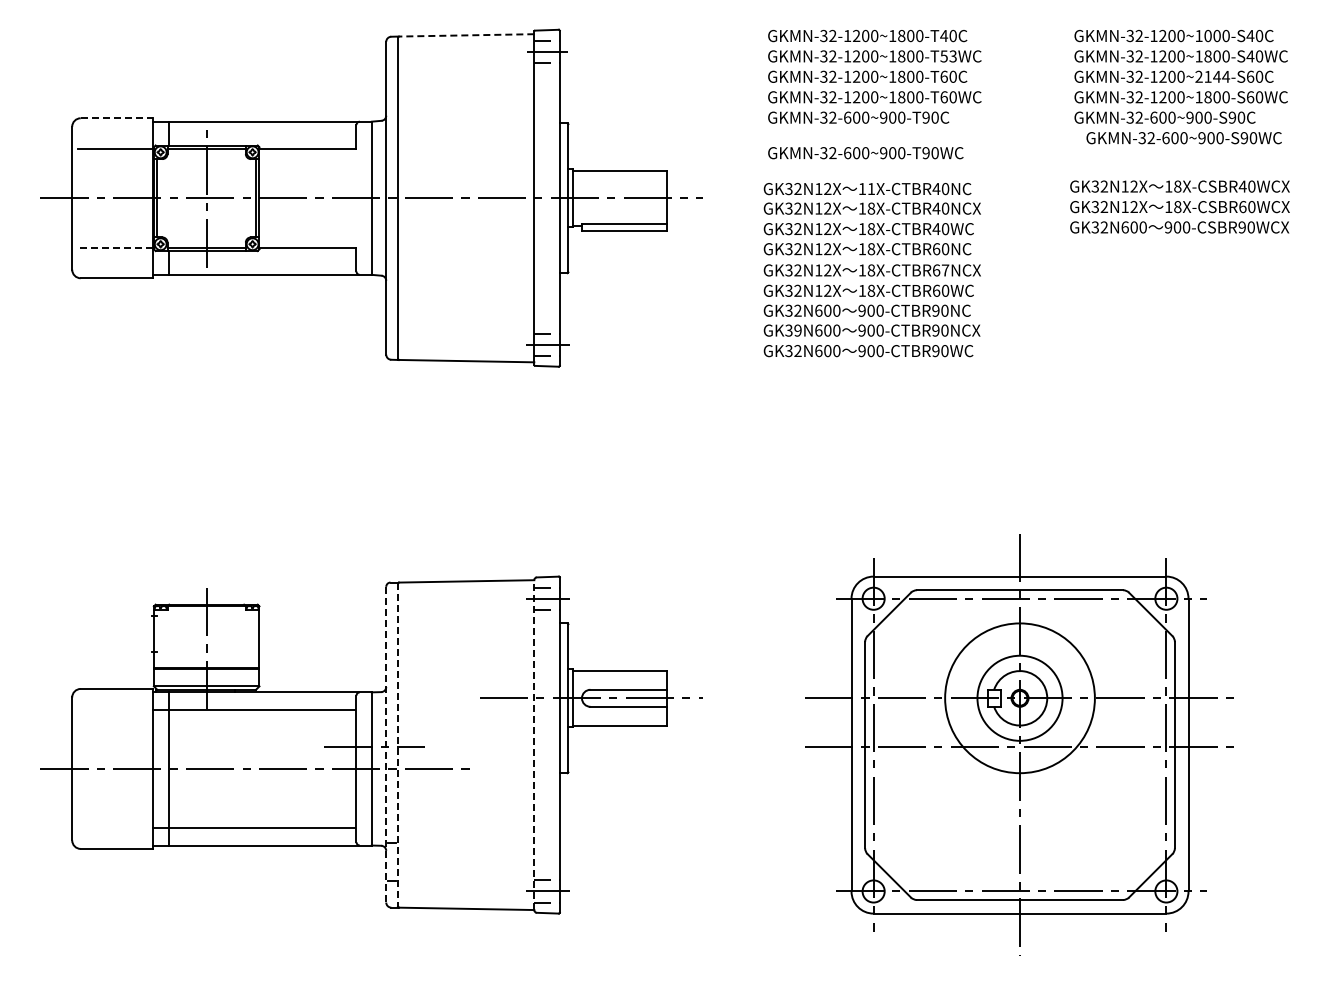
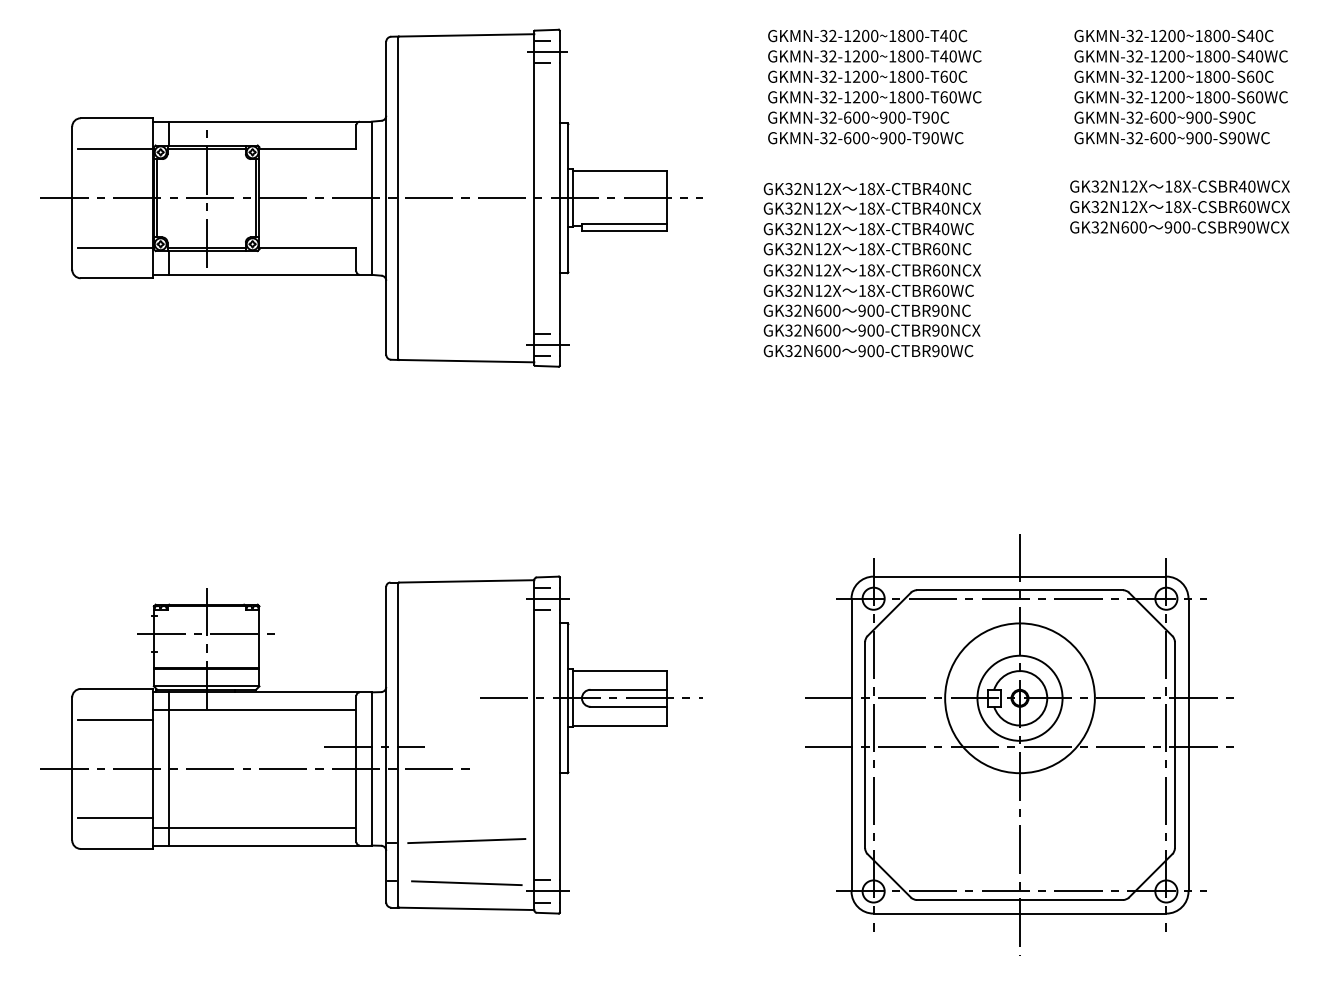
line: dashed -> solid (466, 35)
text: GKMN-32-1200~1000-S40C -> GKMN-32-1200~1800-S40C (1207, 35)
text: GKMN-32-1200~1800-T53WC -> GKMN-32-1200~1800-T40WC (948, 56)
text: GKMN-32-1200~2144-S60C -> GKMN-32-1200~1800-S60C (1212, 76)
line: dashed -> solid (117, 118)
text position: (1183, 138) -> (1171, 138) (1171, 138)
text position: (865, 153) -> (865, 138) (865, 138)
text: 11X-CTBR40NC -> 18X-CTBR40NC (871, 189)
line: dashed -> solid (115, 247)
text: 18X-CTBR67NCX -> 18X-CTBR60NCX (945, 270)
text: GK39N600 -> GK32N600 (797, 330)
line: none -> present (206, 633)
line: none -> present (115, 719)
line: dashed -> solid (386, 744)
line: dashed -> solid (534, 744)
line: dashed -> solid (398, 745)
line: none -> present (115, 818)
line: none -> present (466, 841)
line: none -> present (466, 883)
